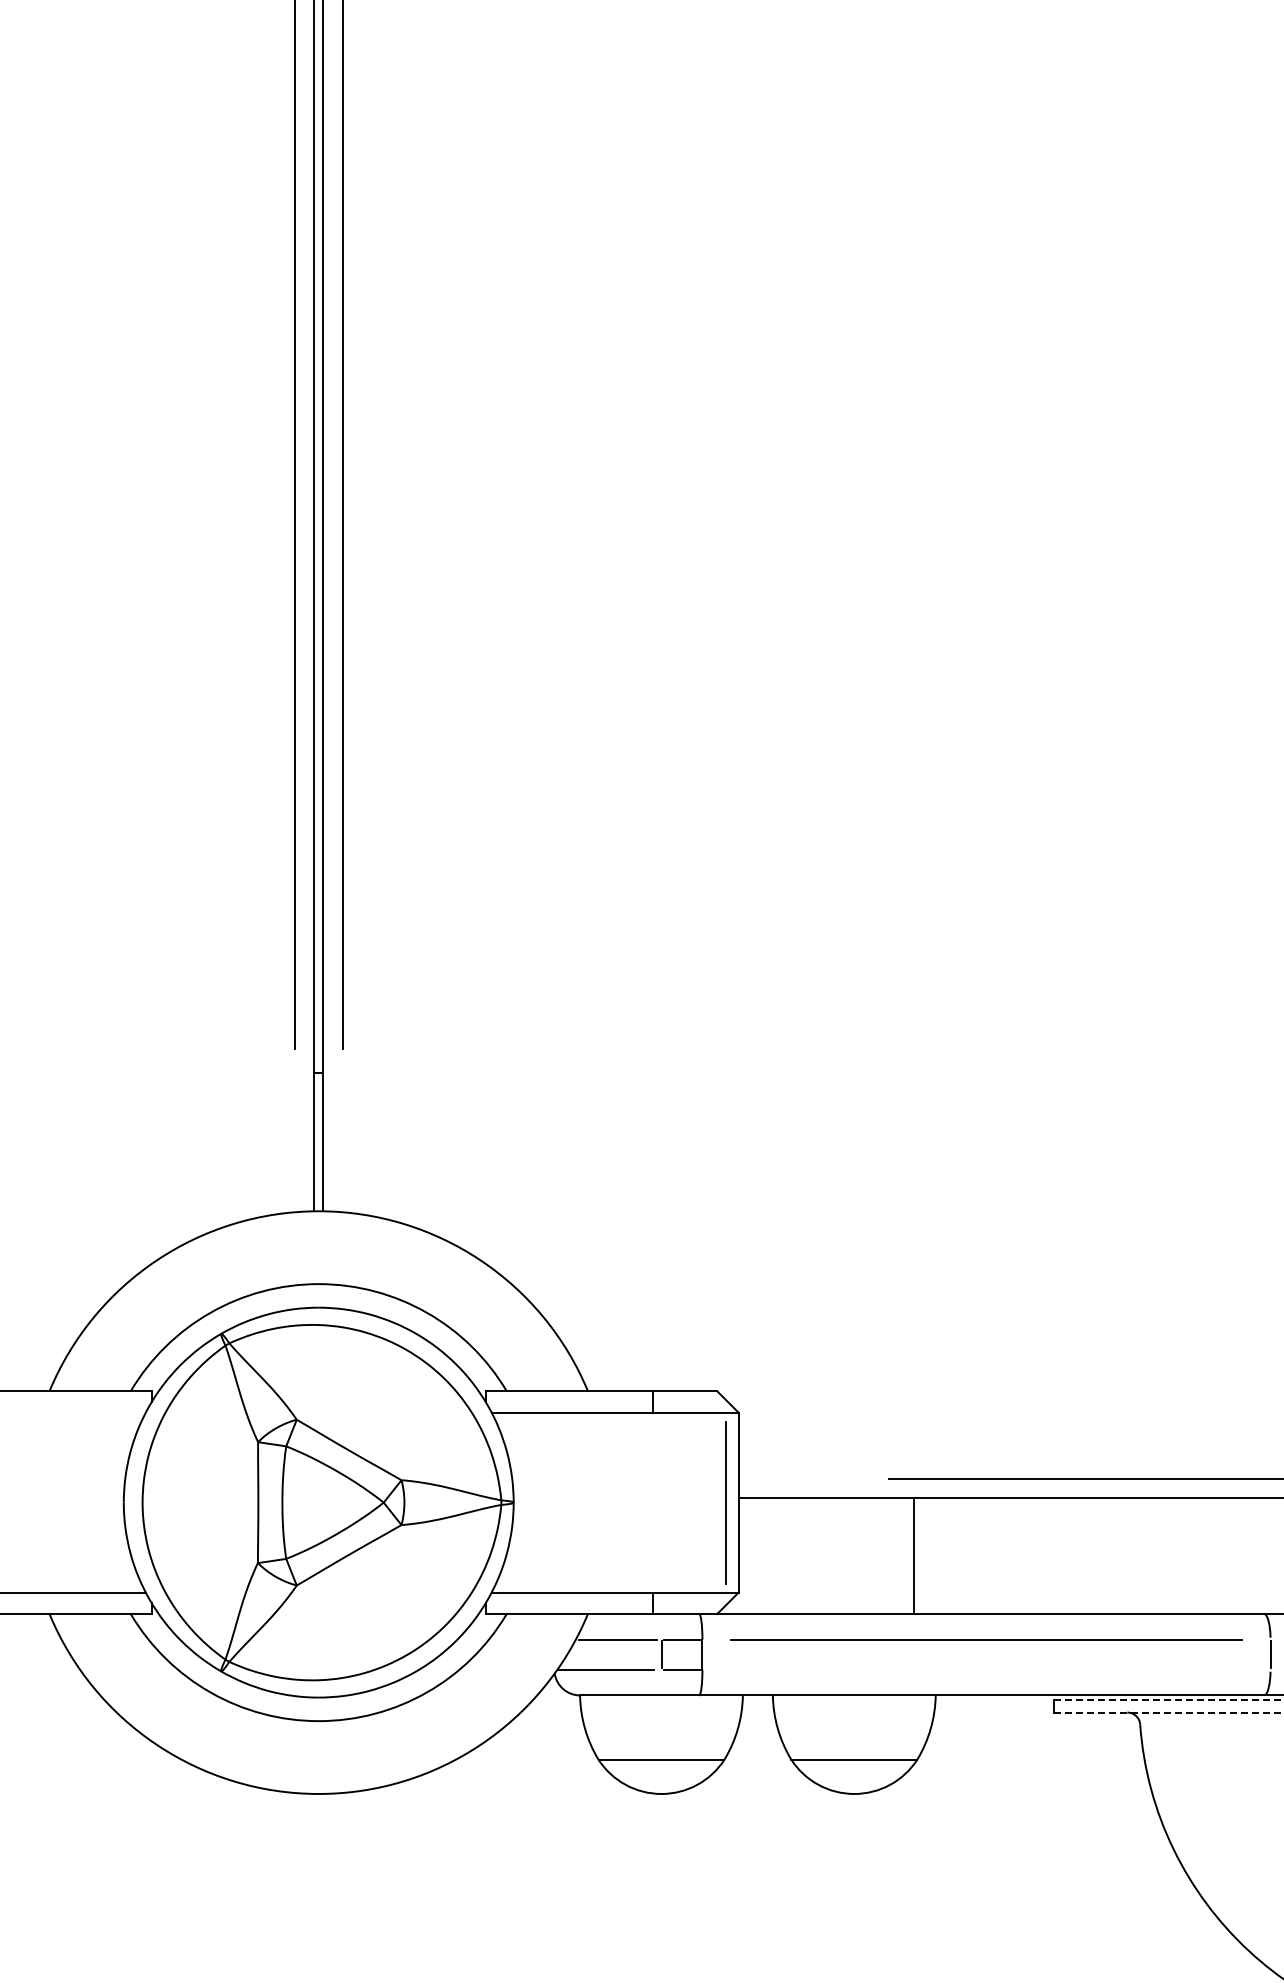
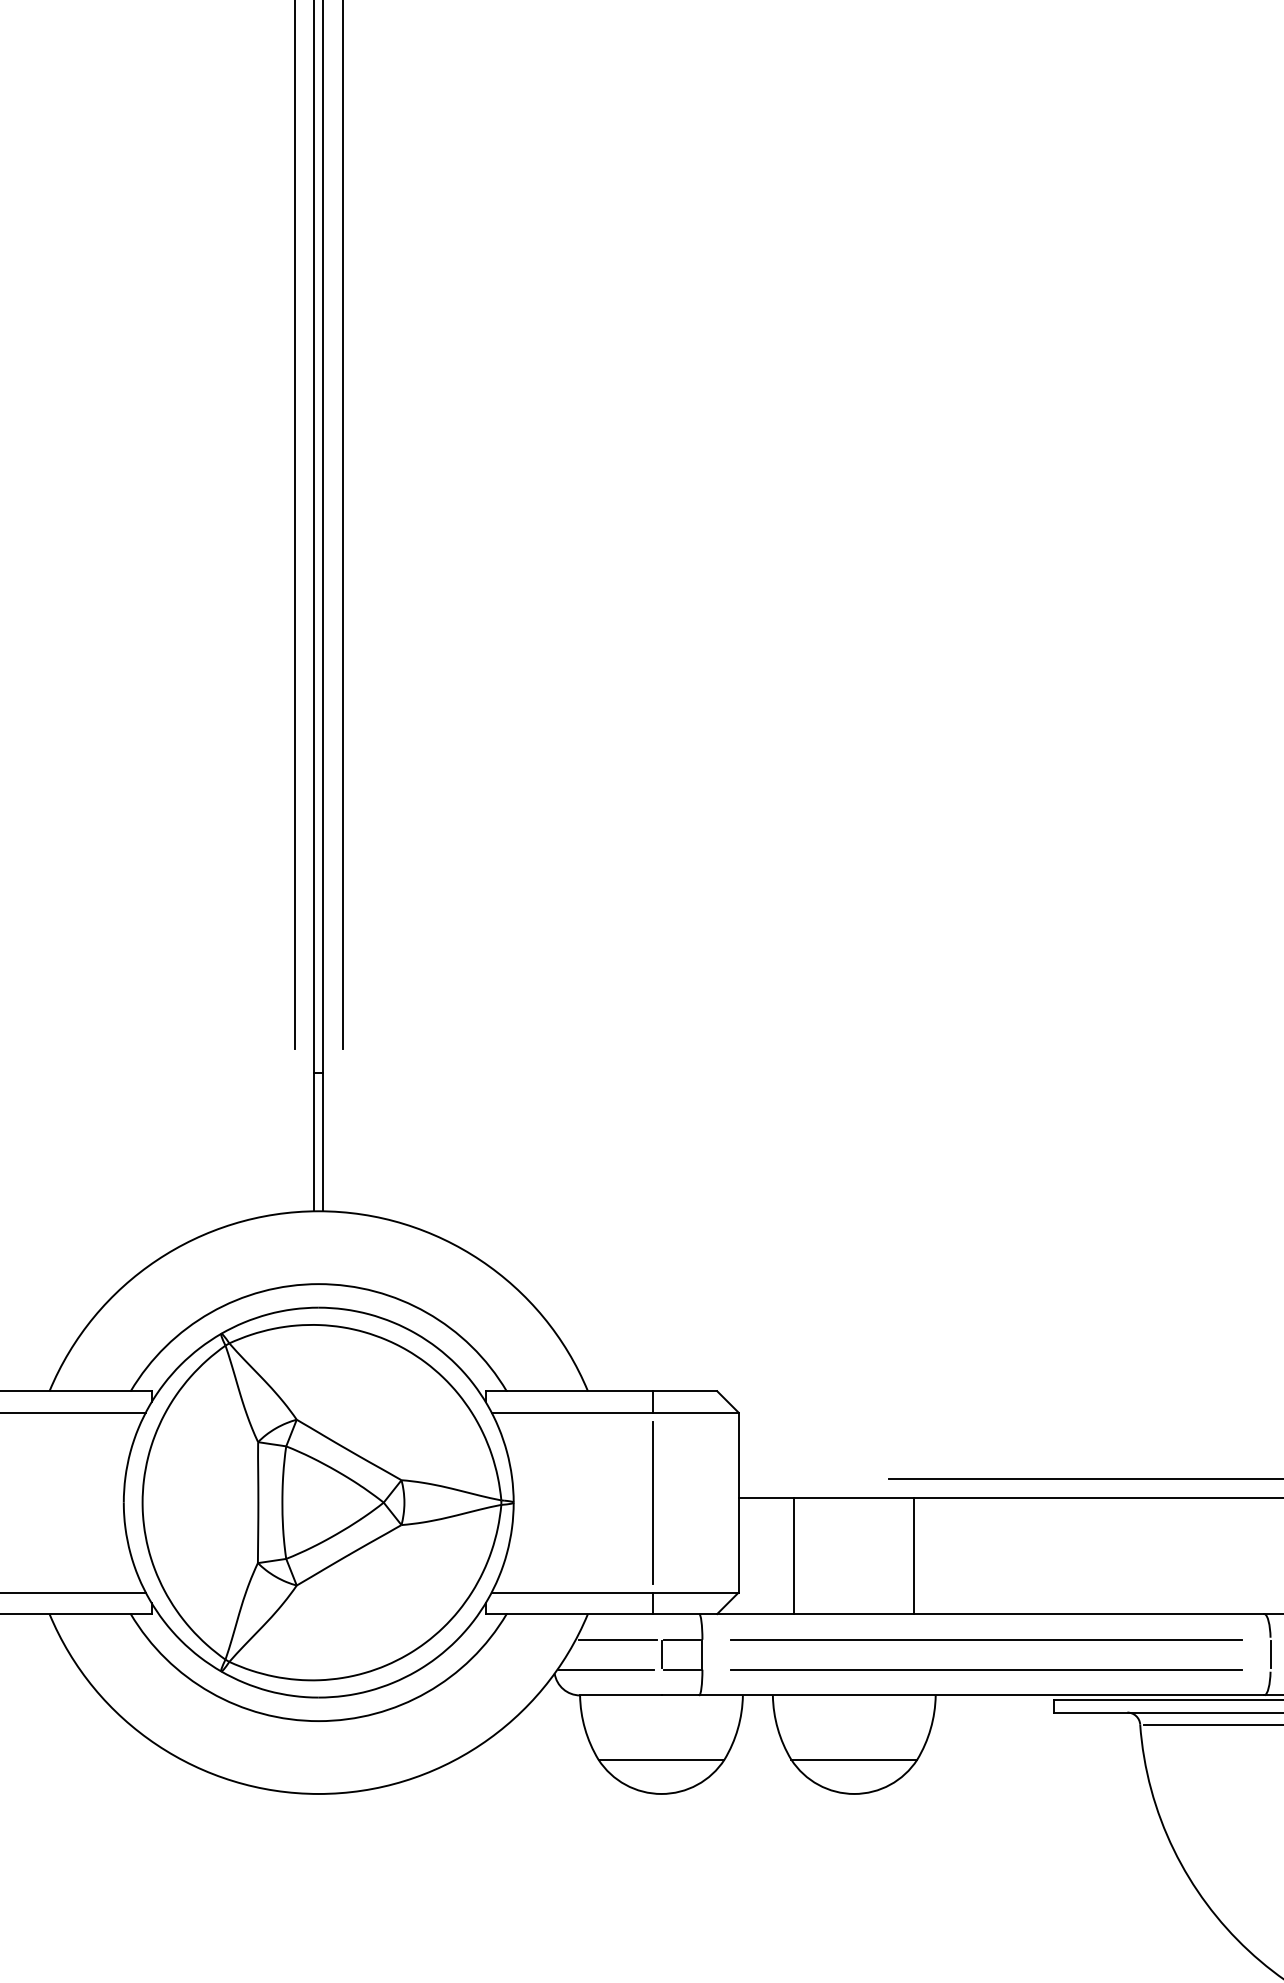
line: none -> present (73, 1412)
line position: (725, 1502) -> (652, 1502) (652, 1502)
line: none -> present (794, 1556)
line: none -> present (986, 1669)
line: dashed -> solid (1168, 1699)
line: dashed -> solid (1168, 1712)
line: none -> present (1212, 1724)
